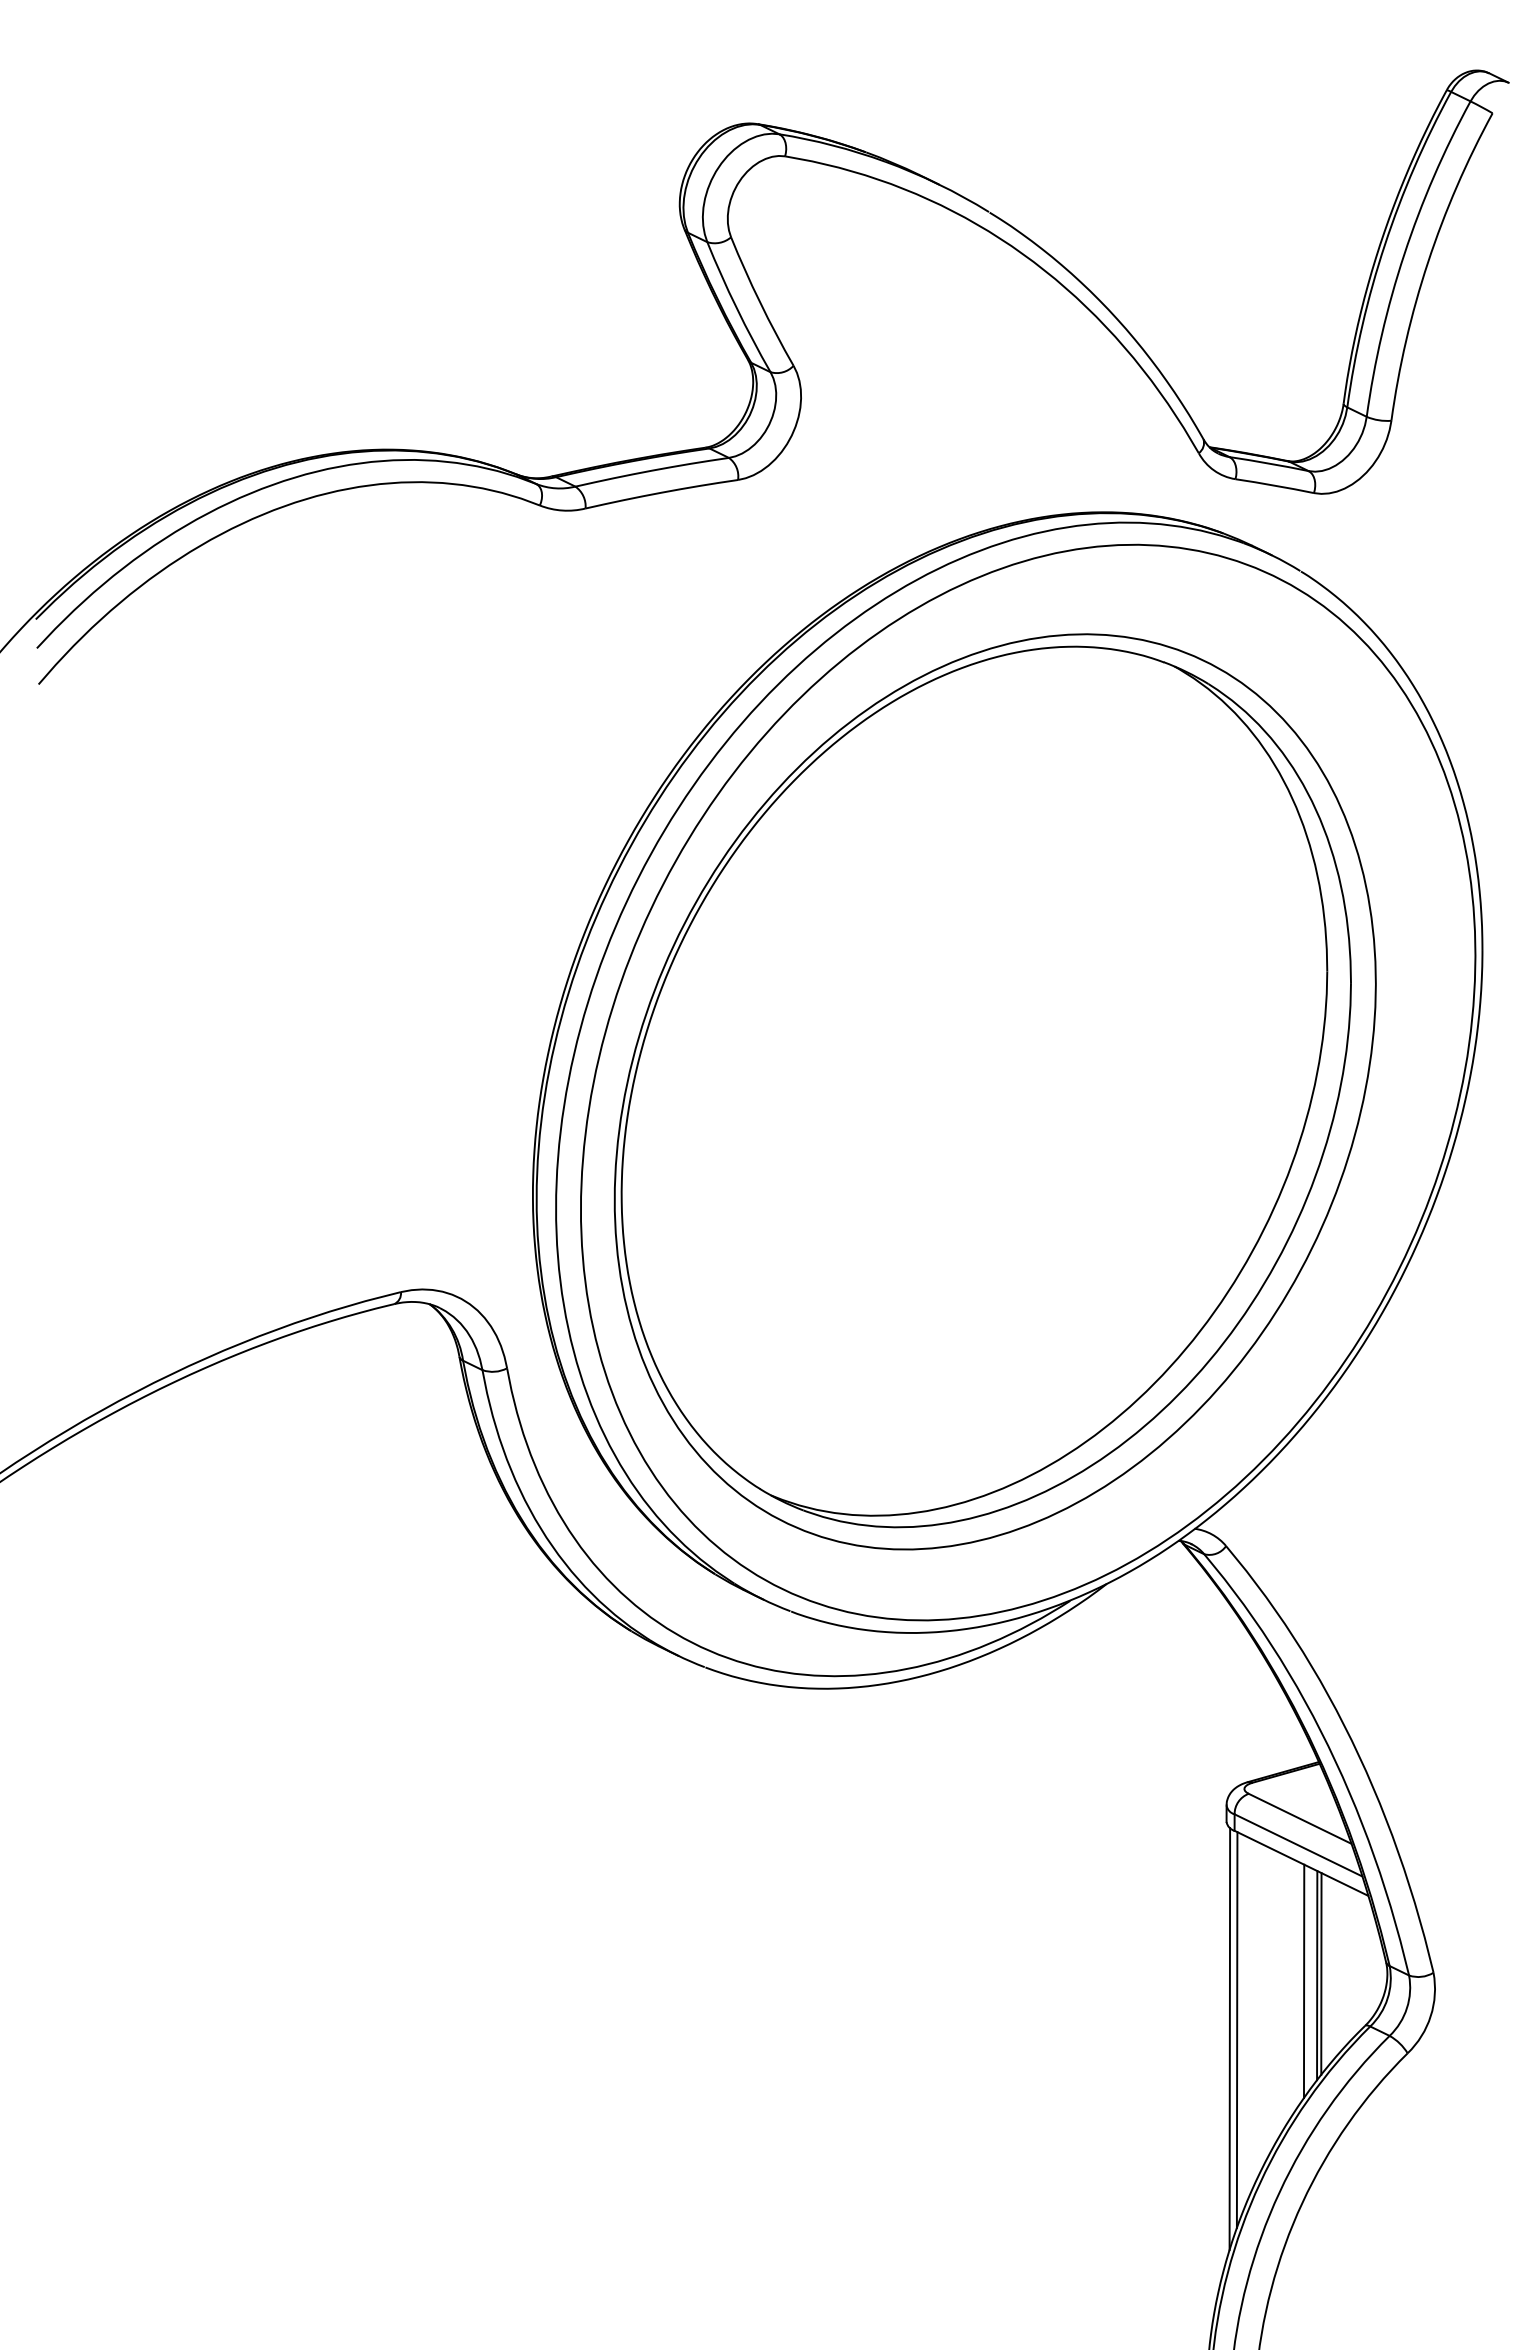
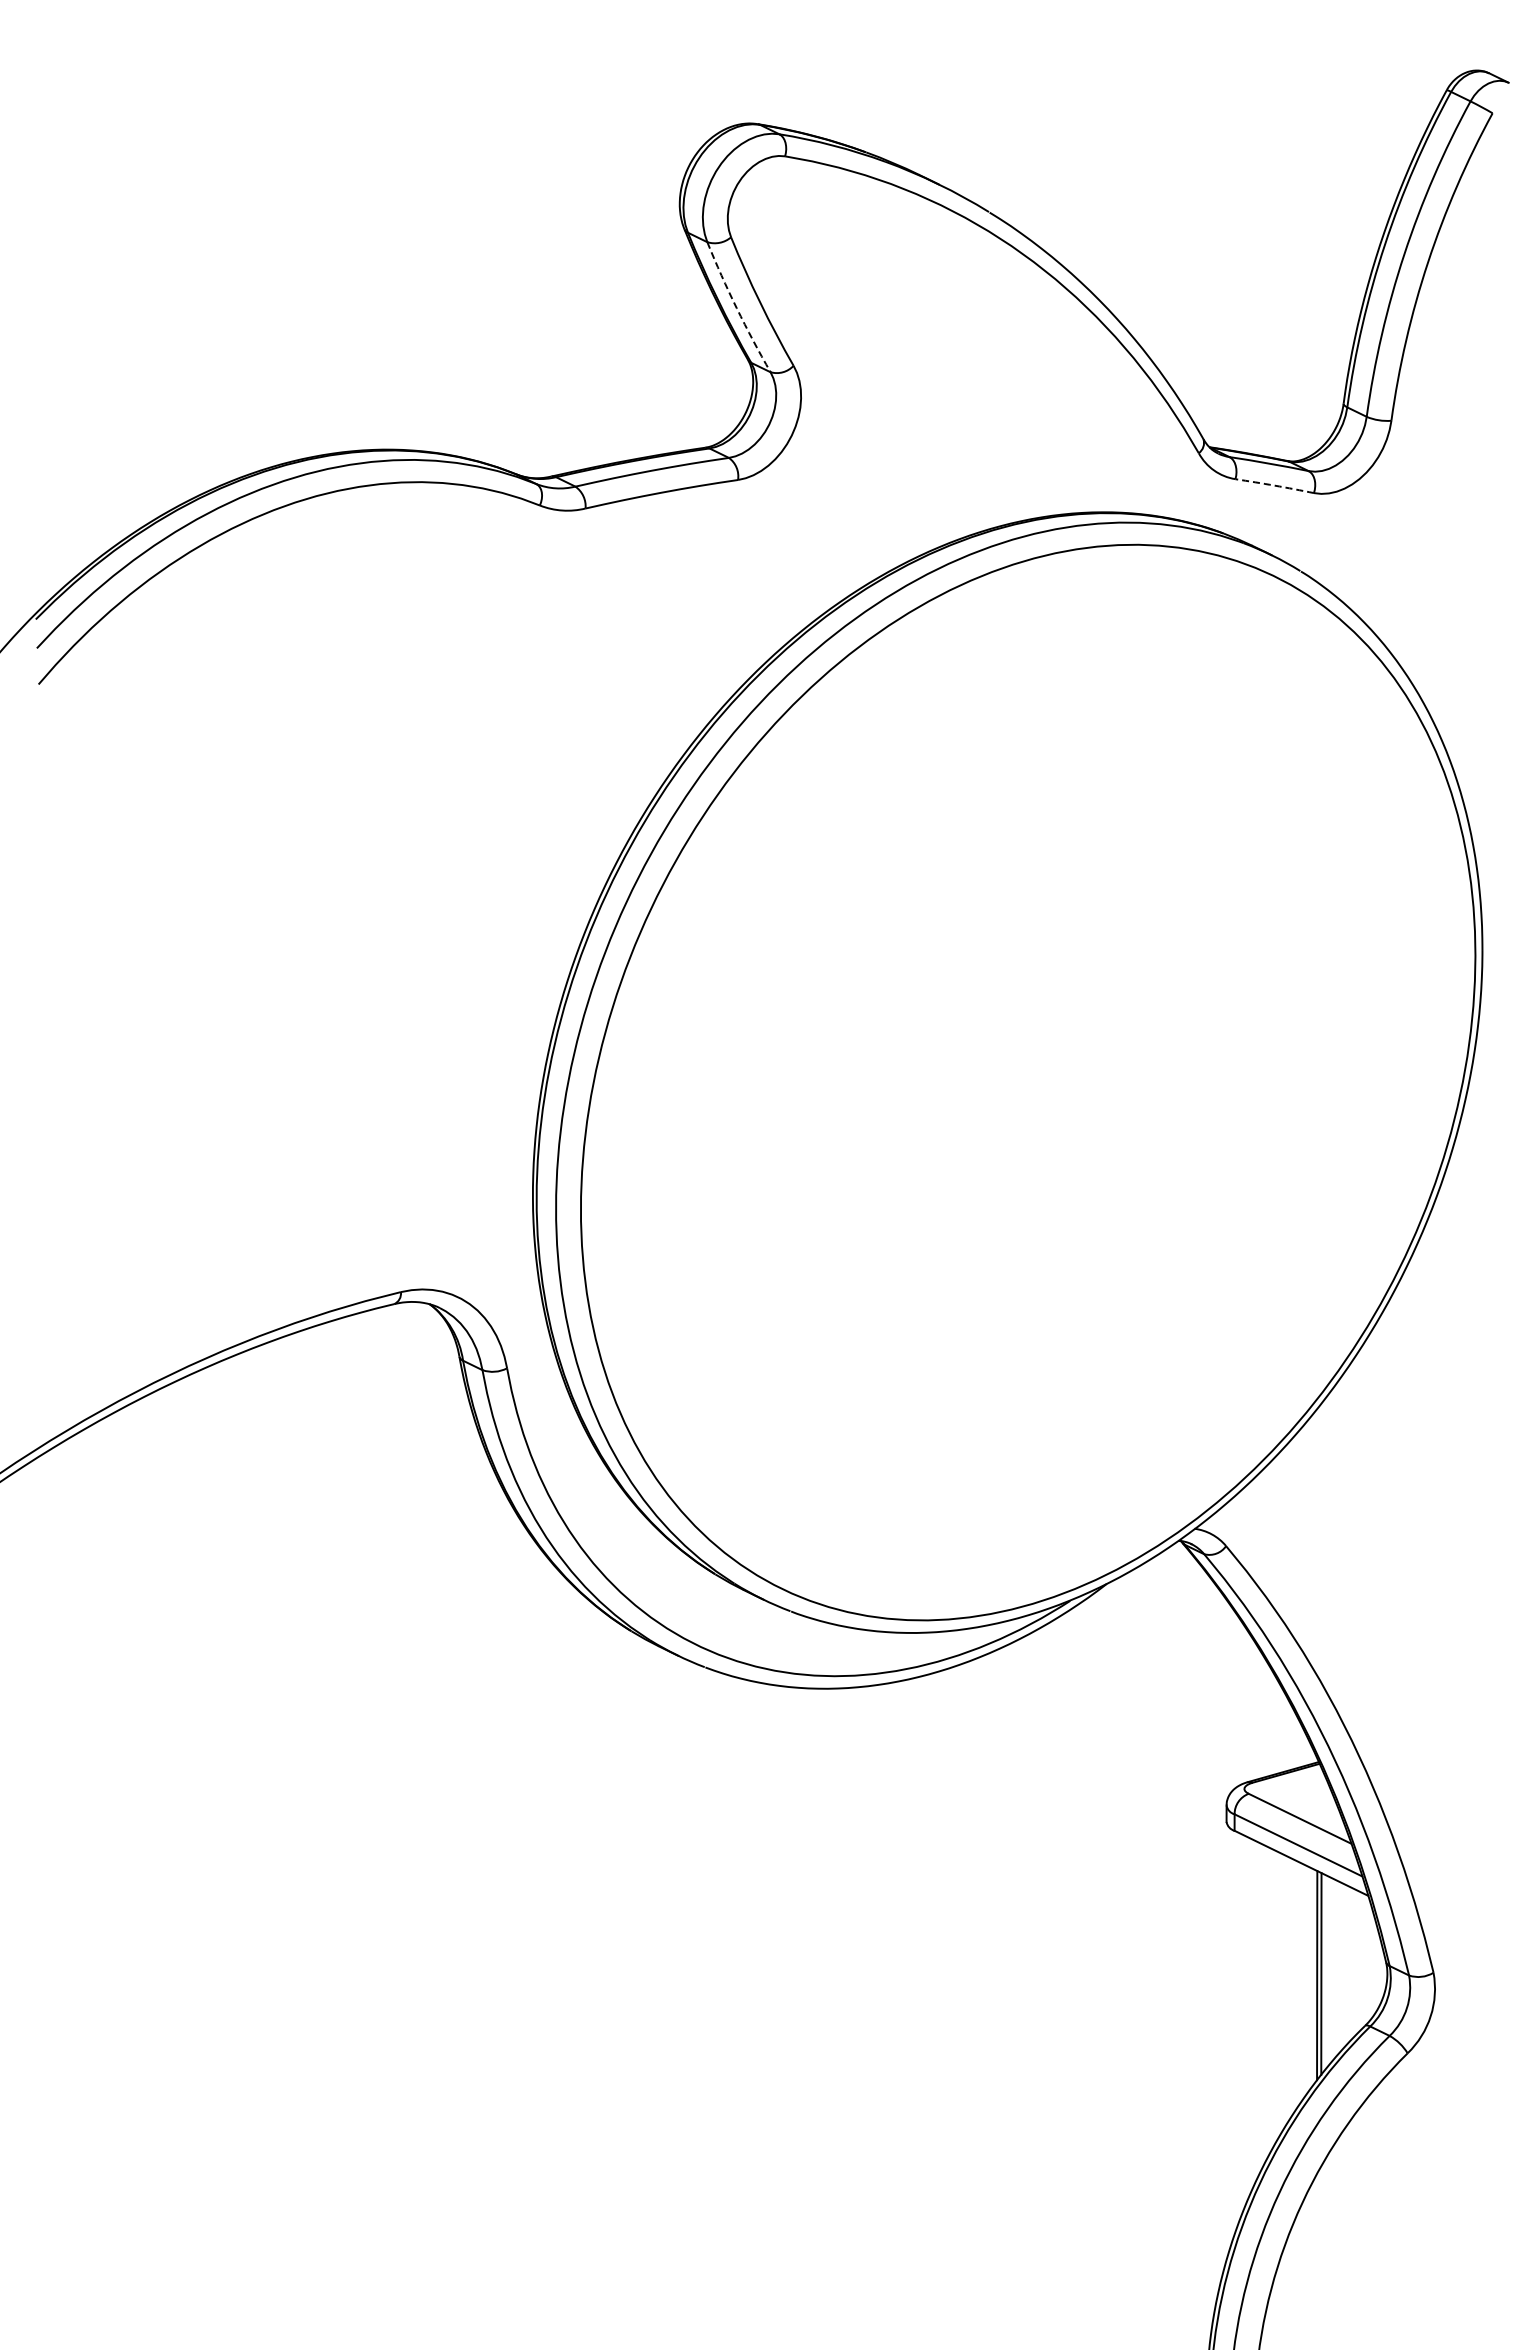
arc: solid -> dashed (736, 308)
arc: solid -> dashed (1274, 485)
part: present -> none (994, 1091)
line: present -> none (1303, 1981)
line: present -> none (1236, 2030)
line: present -> none (1229, 2039)
